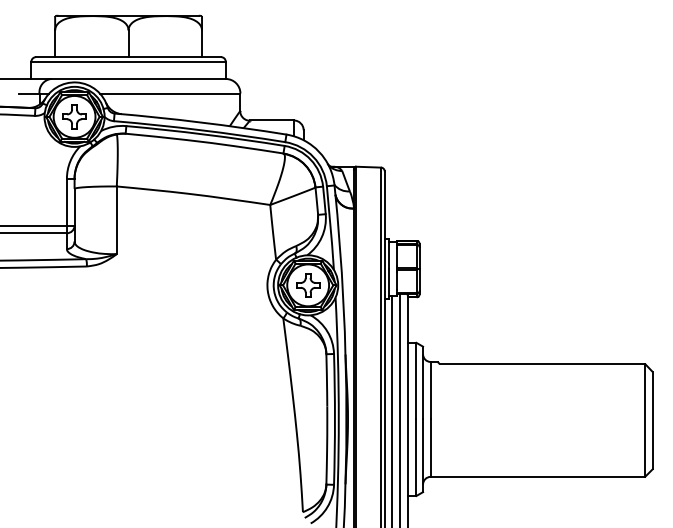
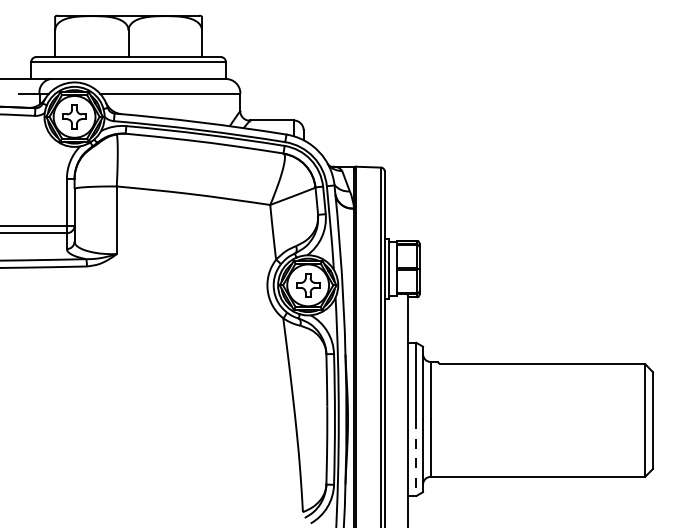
line: present -> none (400, 408)
line: present -> none (392, 409)
line: solid -> dashed (416, 458)
